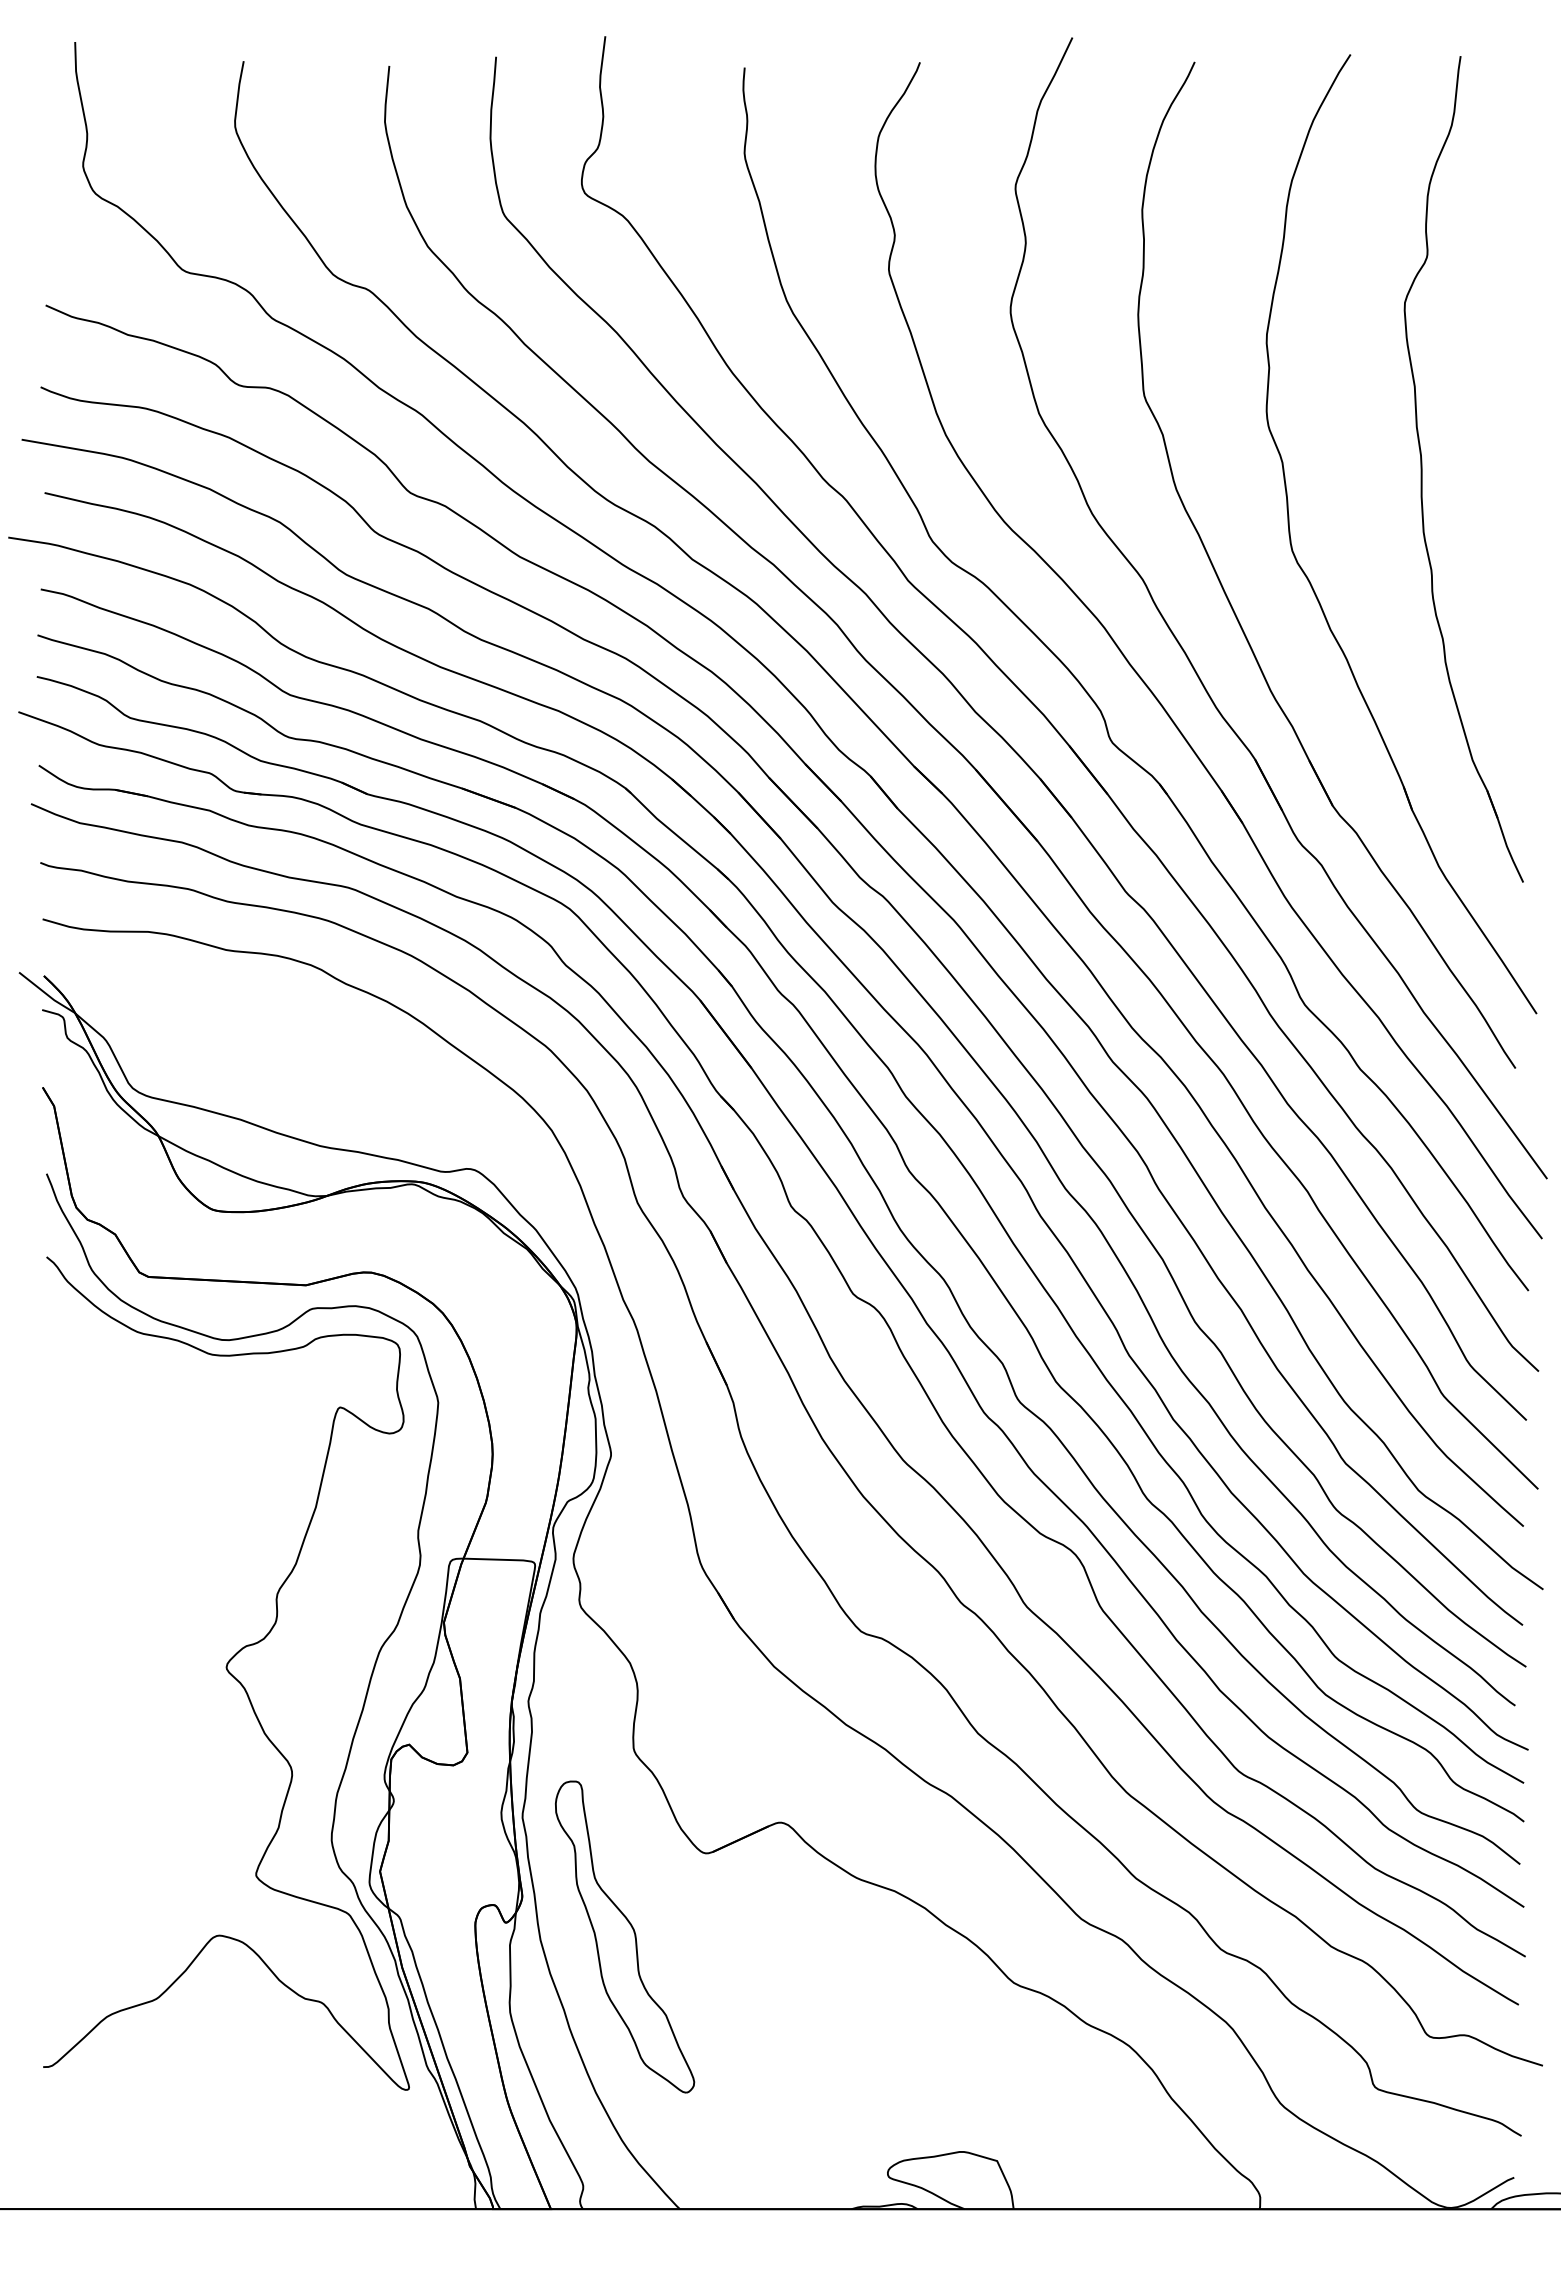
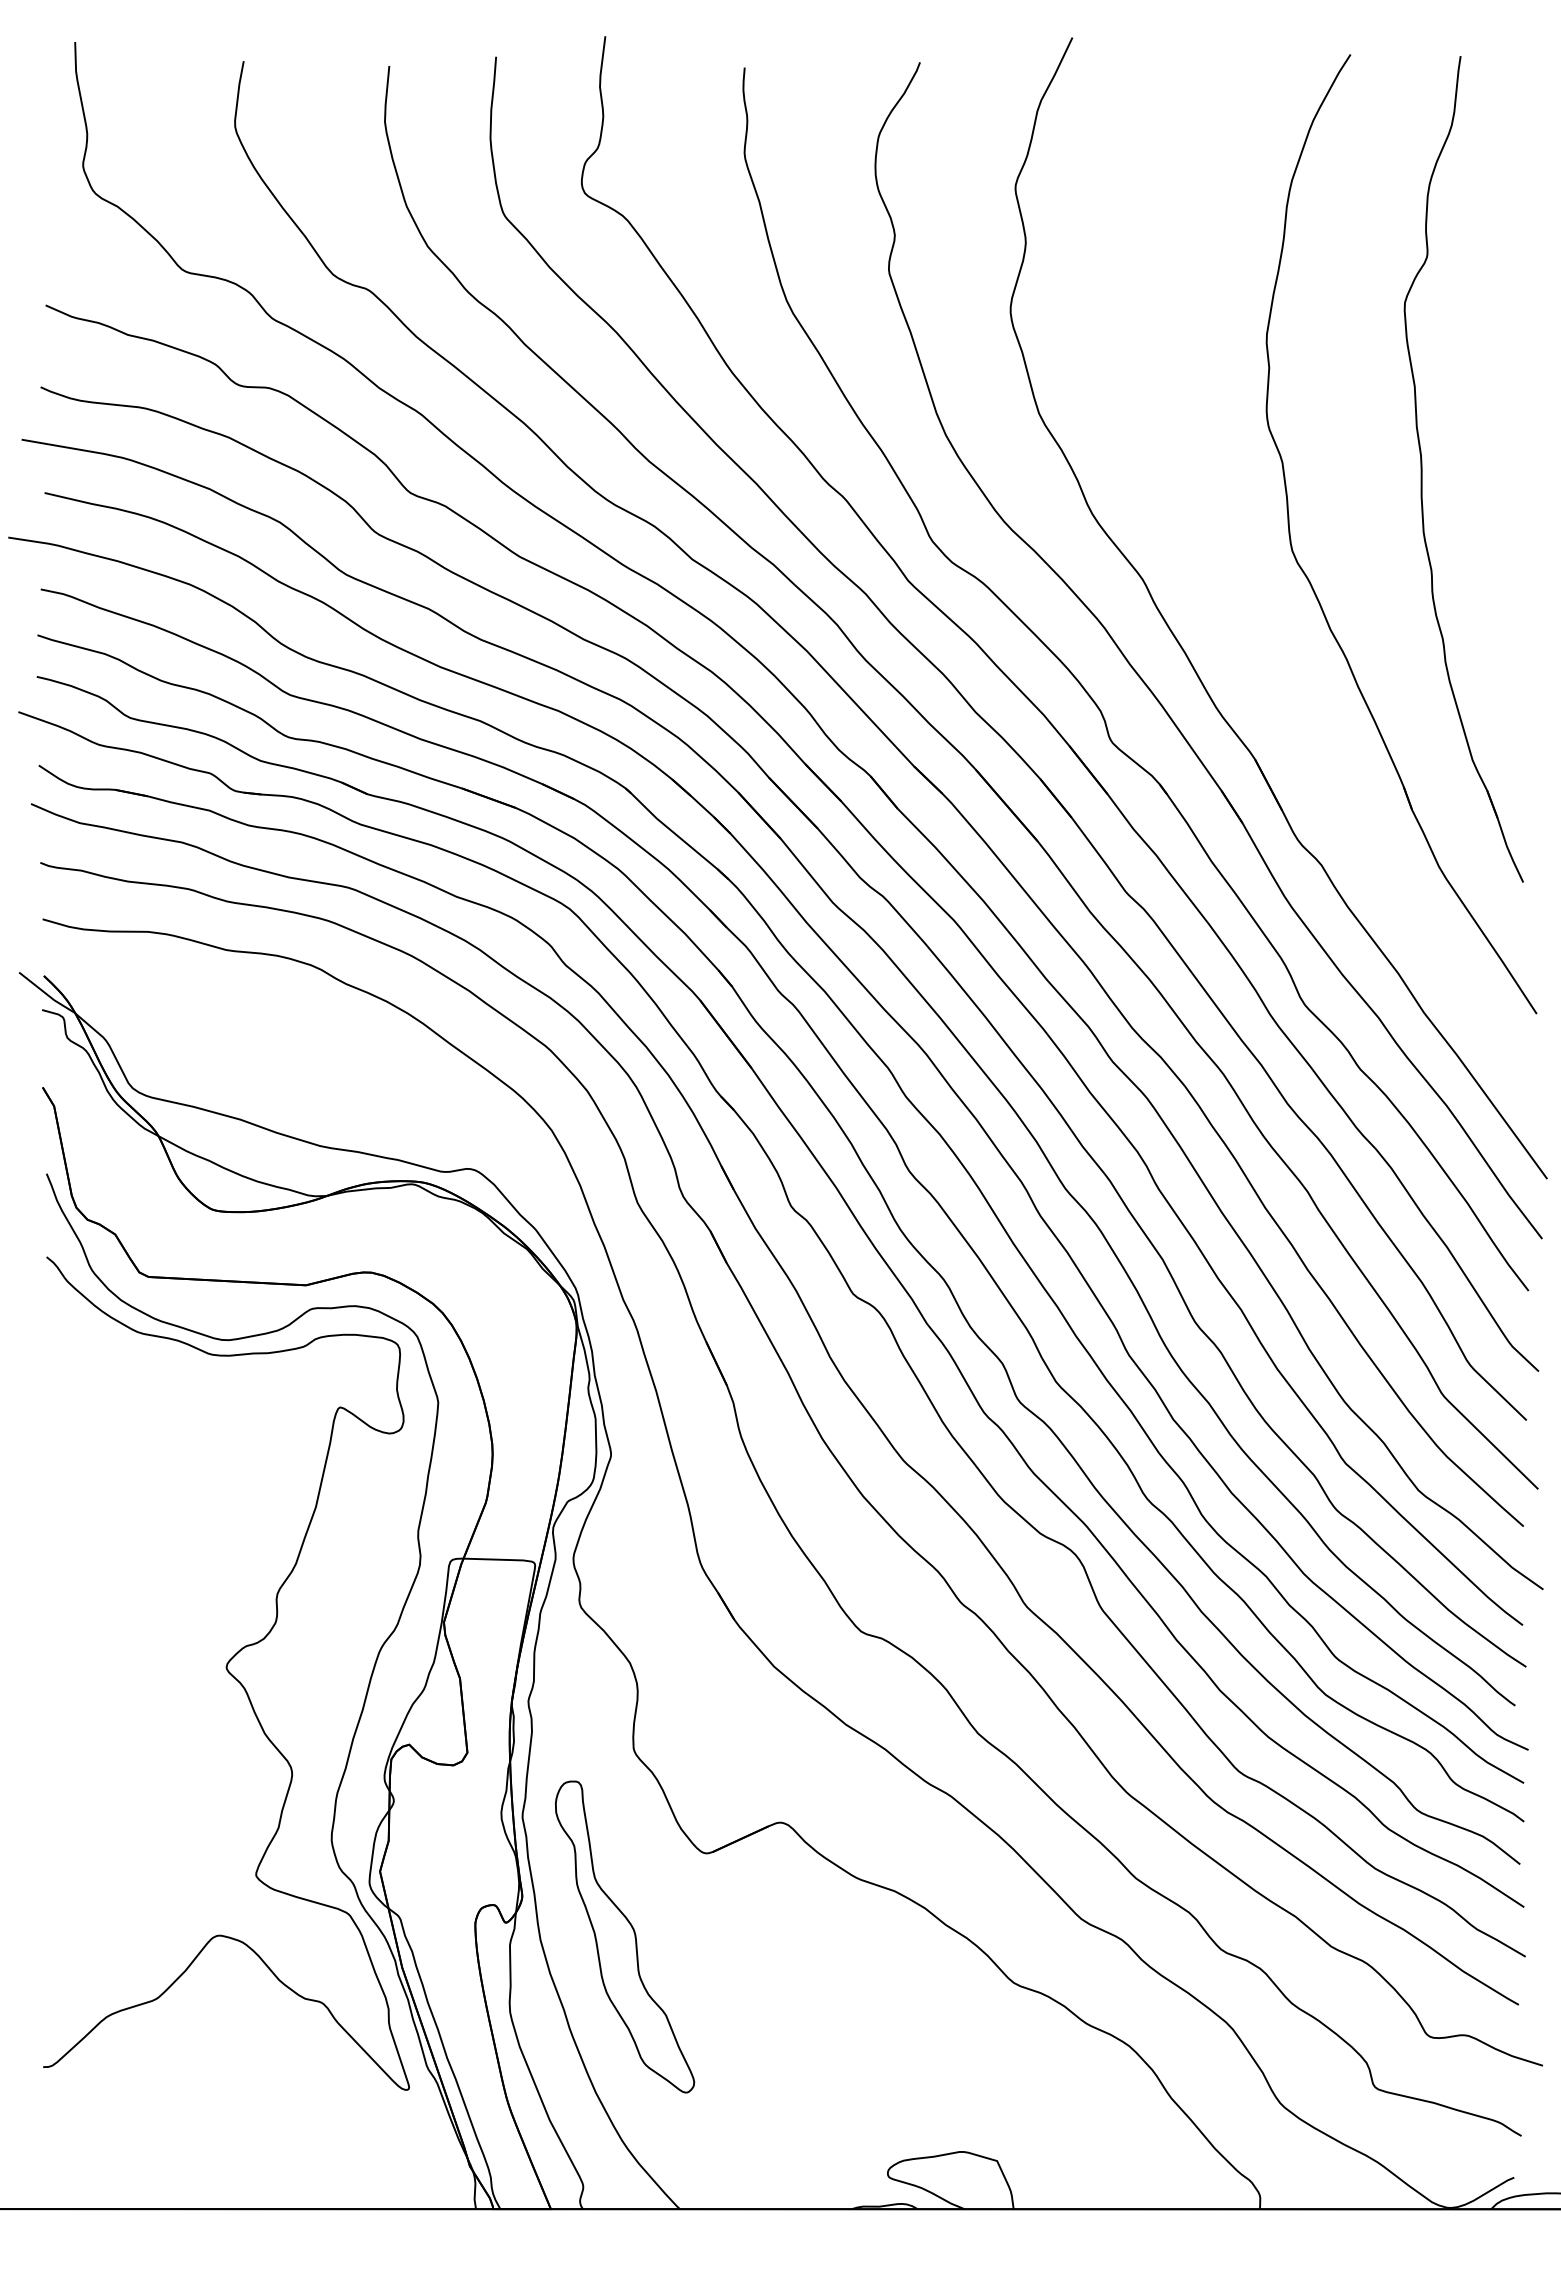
part: present -> none (1234, 610)
